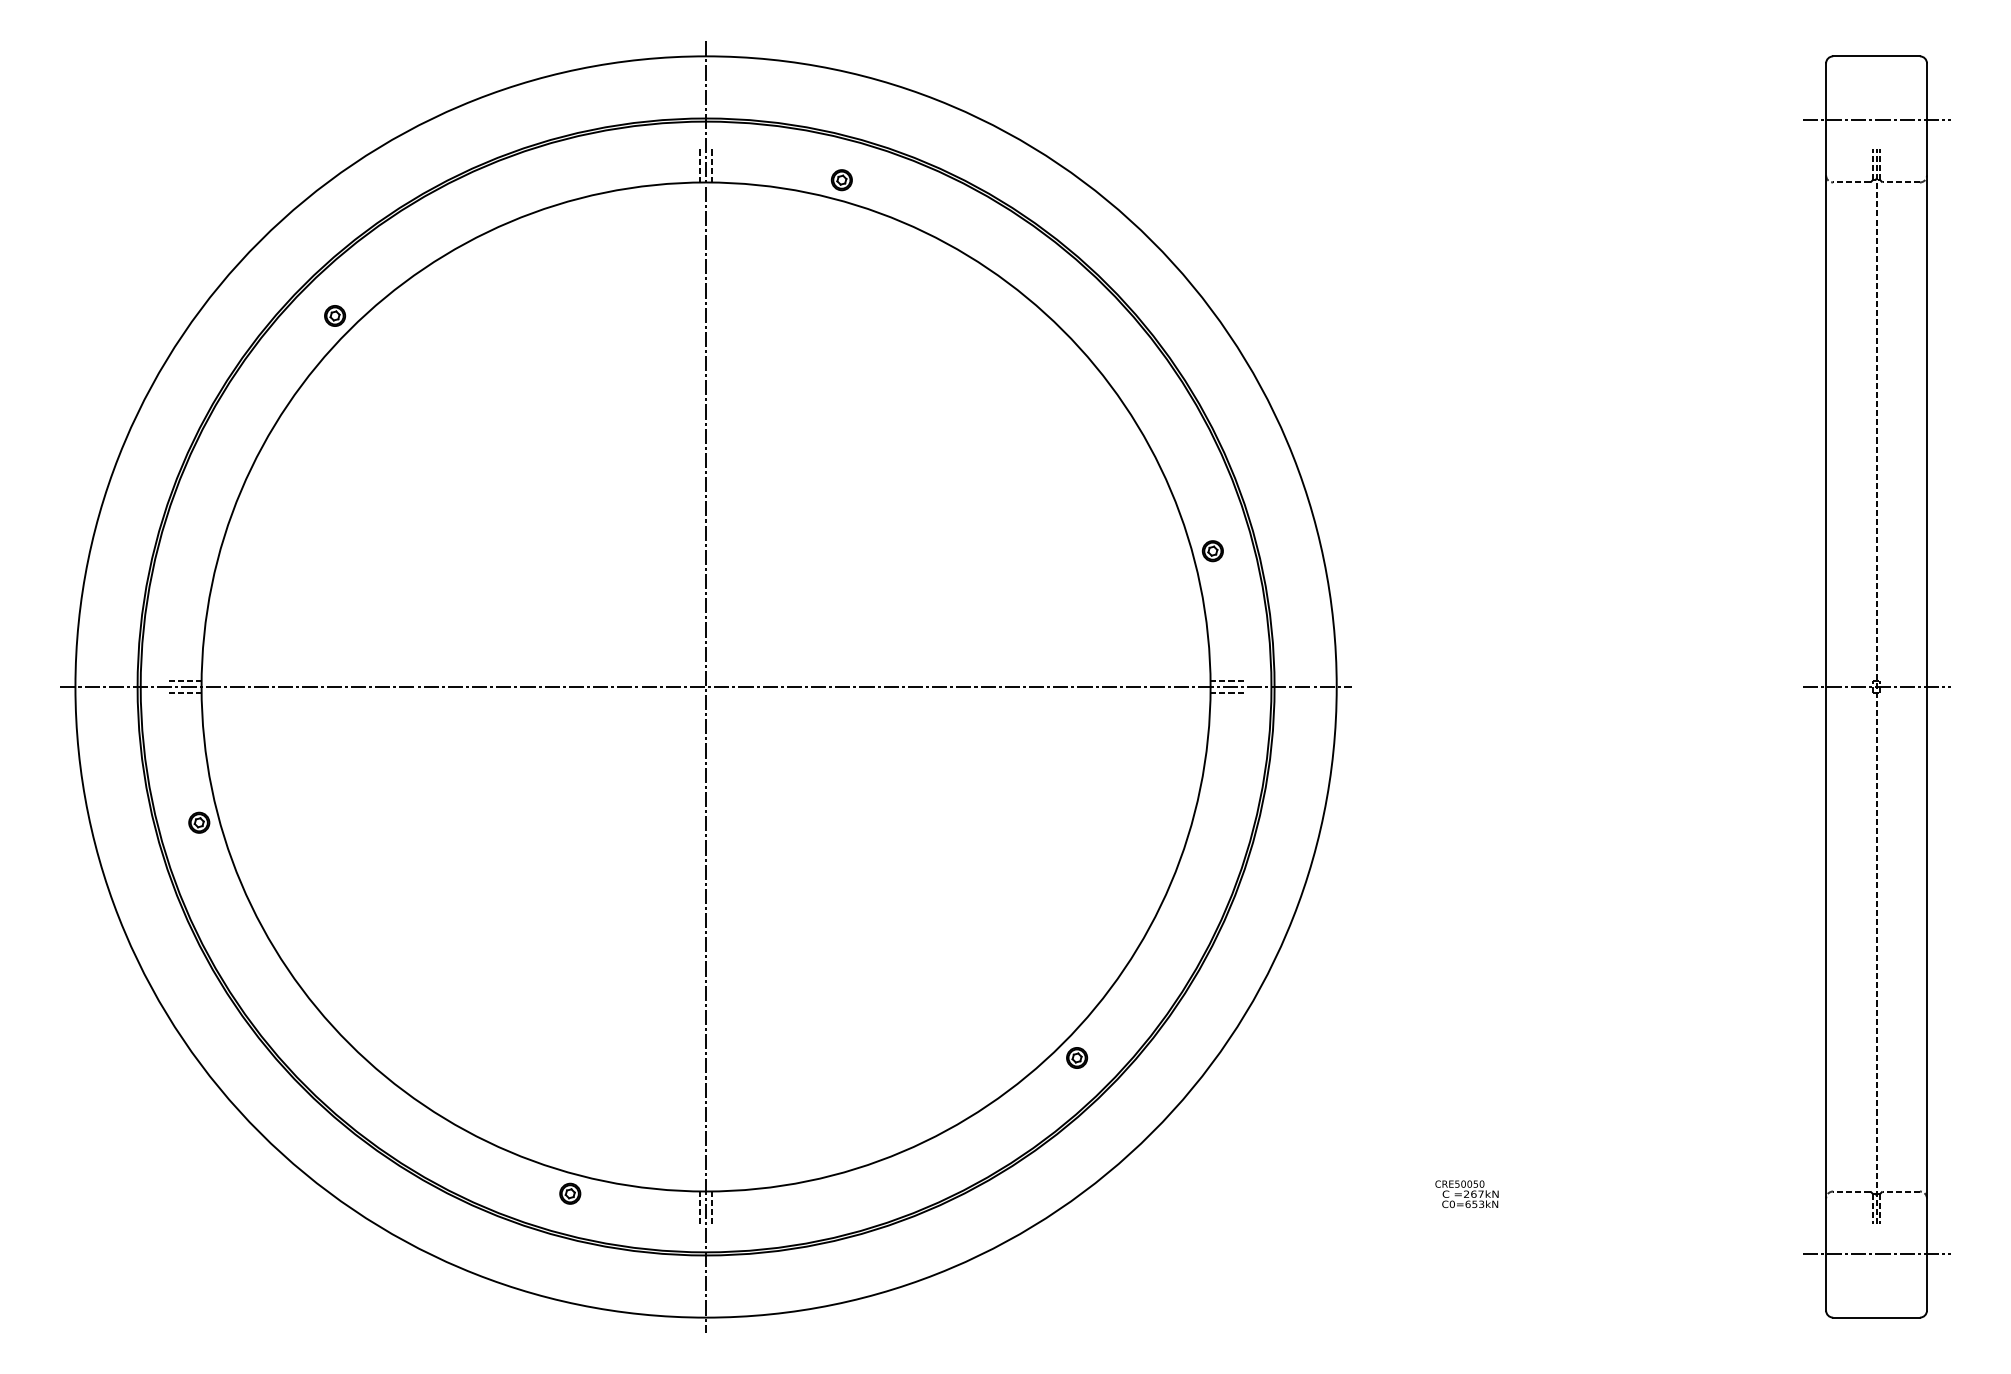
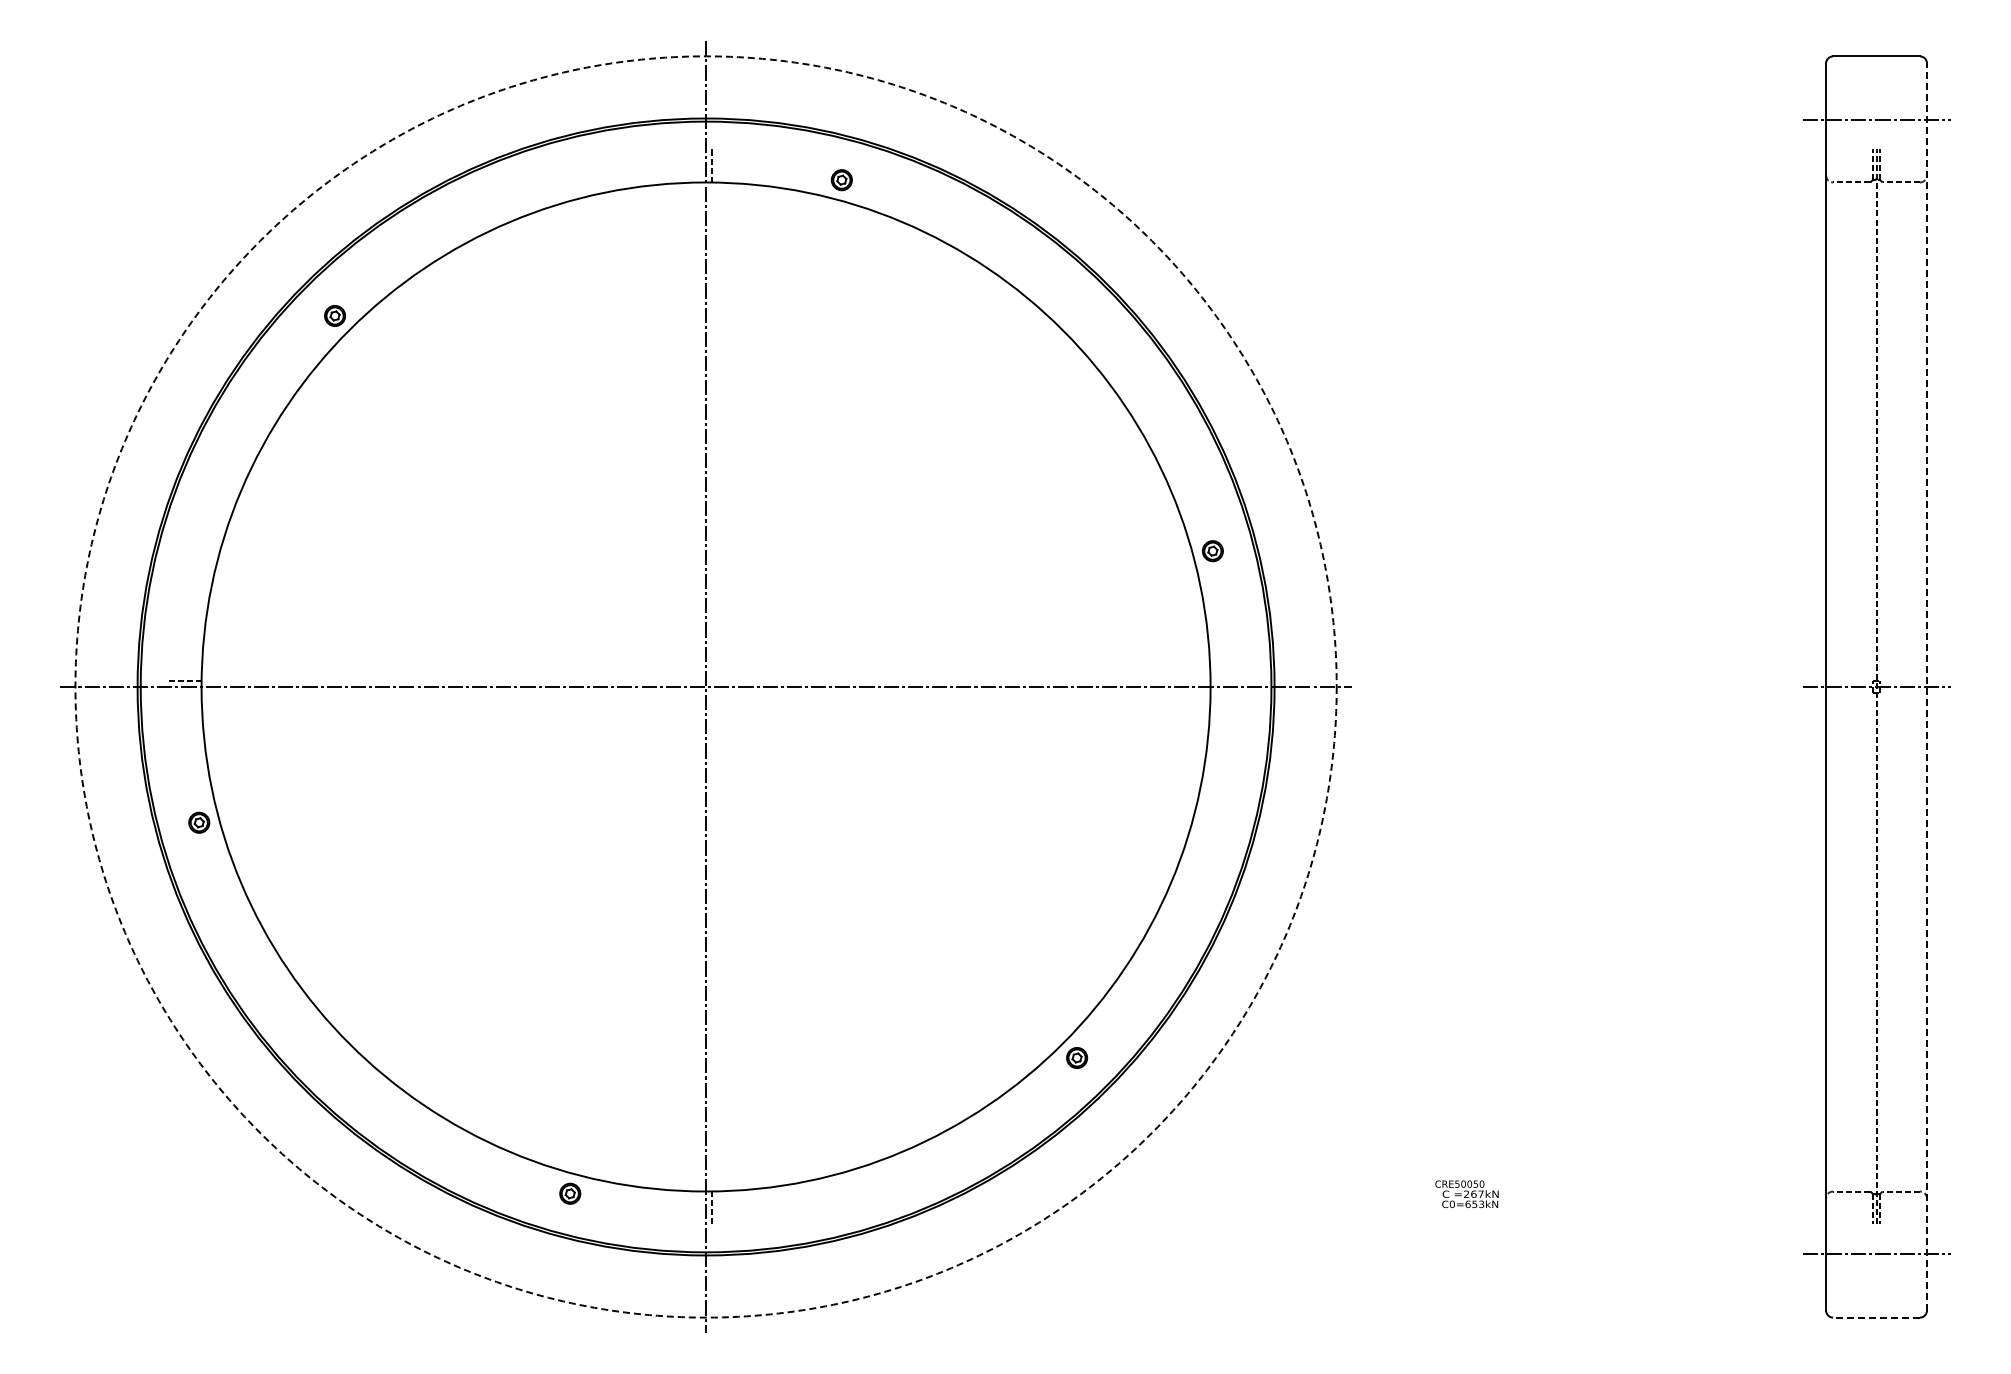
line: present -> none (700, 165)
line: present -> none (1226, 680)
circle: solid -> dashed (705, 686)
line: solid -> dashed (1926, 686)
line: present -> none (184, 693)
line: present -> none (1226, 693)
line: present -> none (700, 1207)
line: solid -> dashed (1876, 1317)
